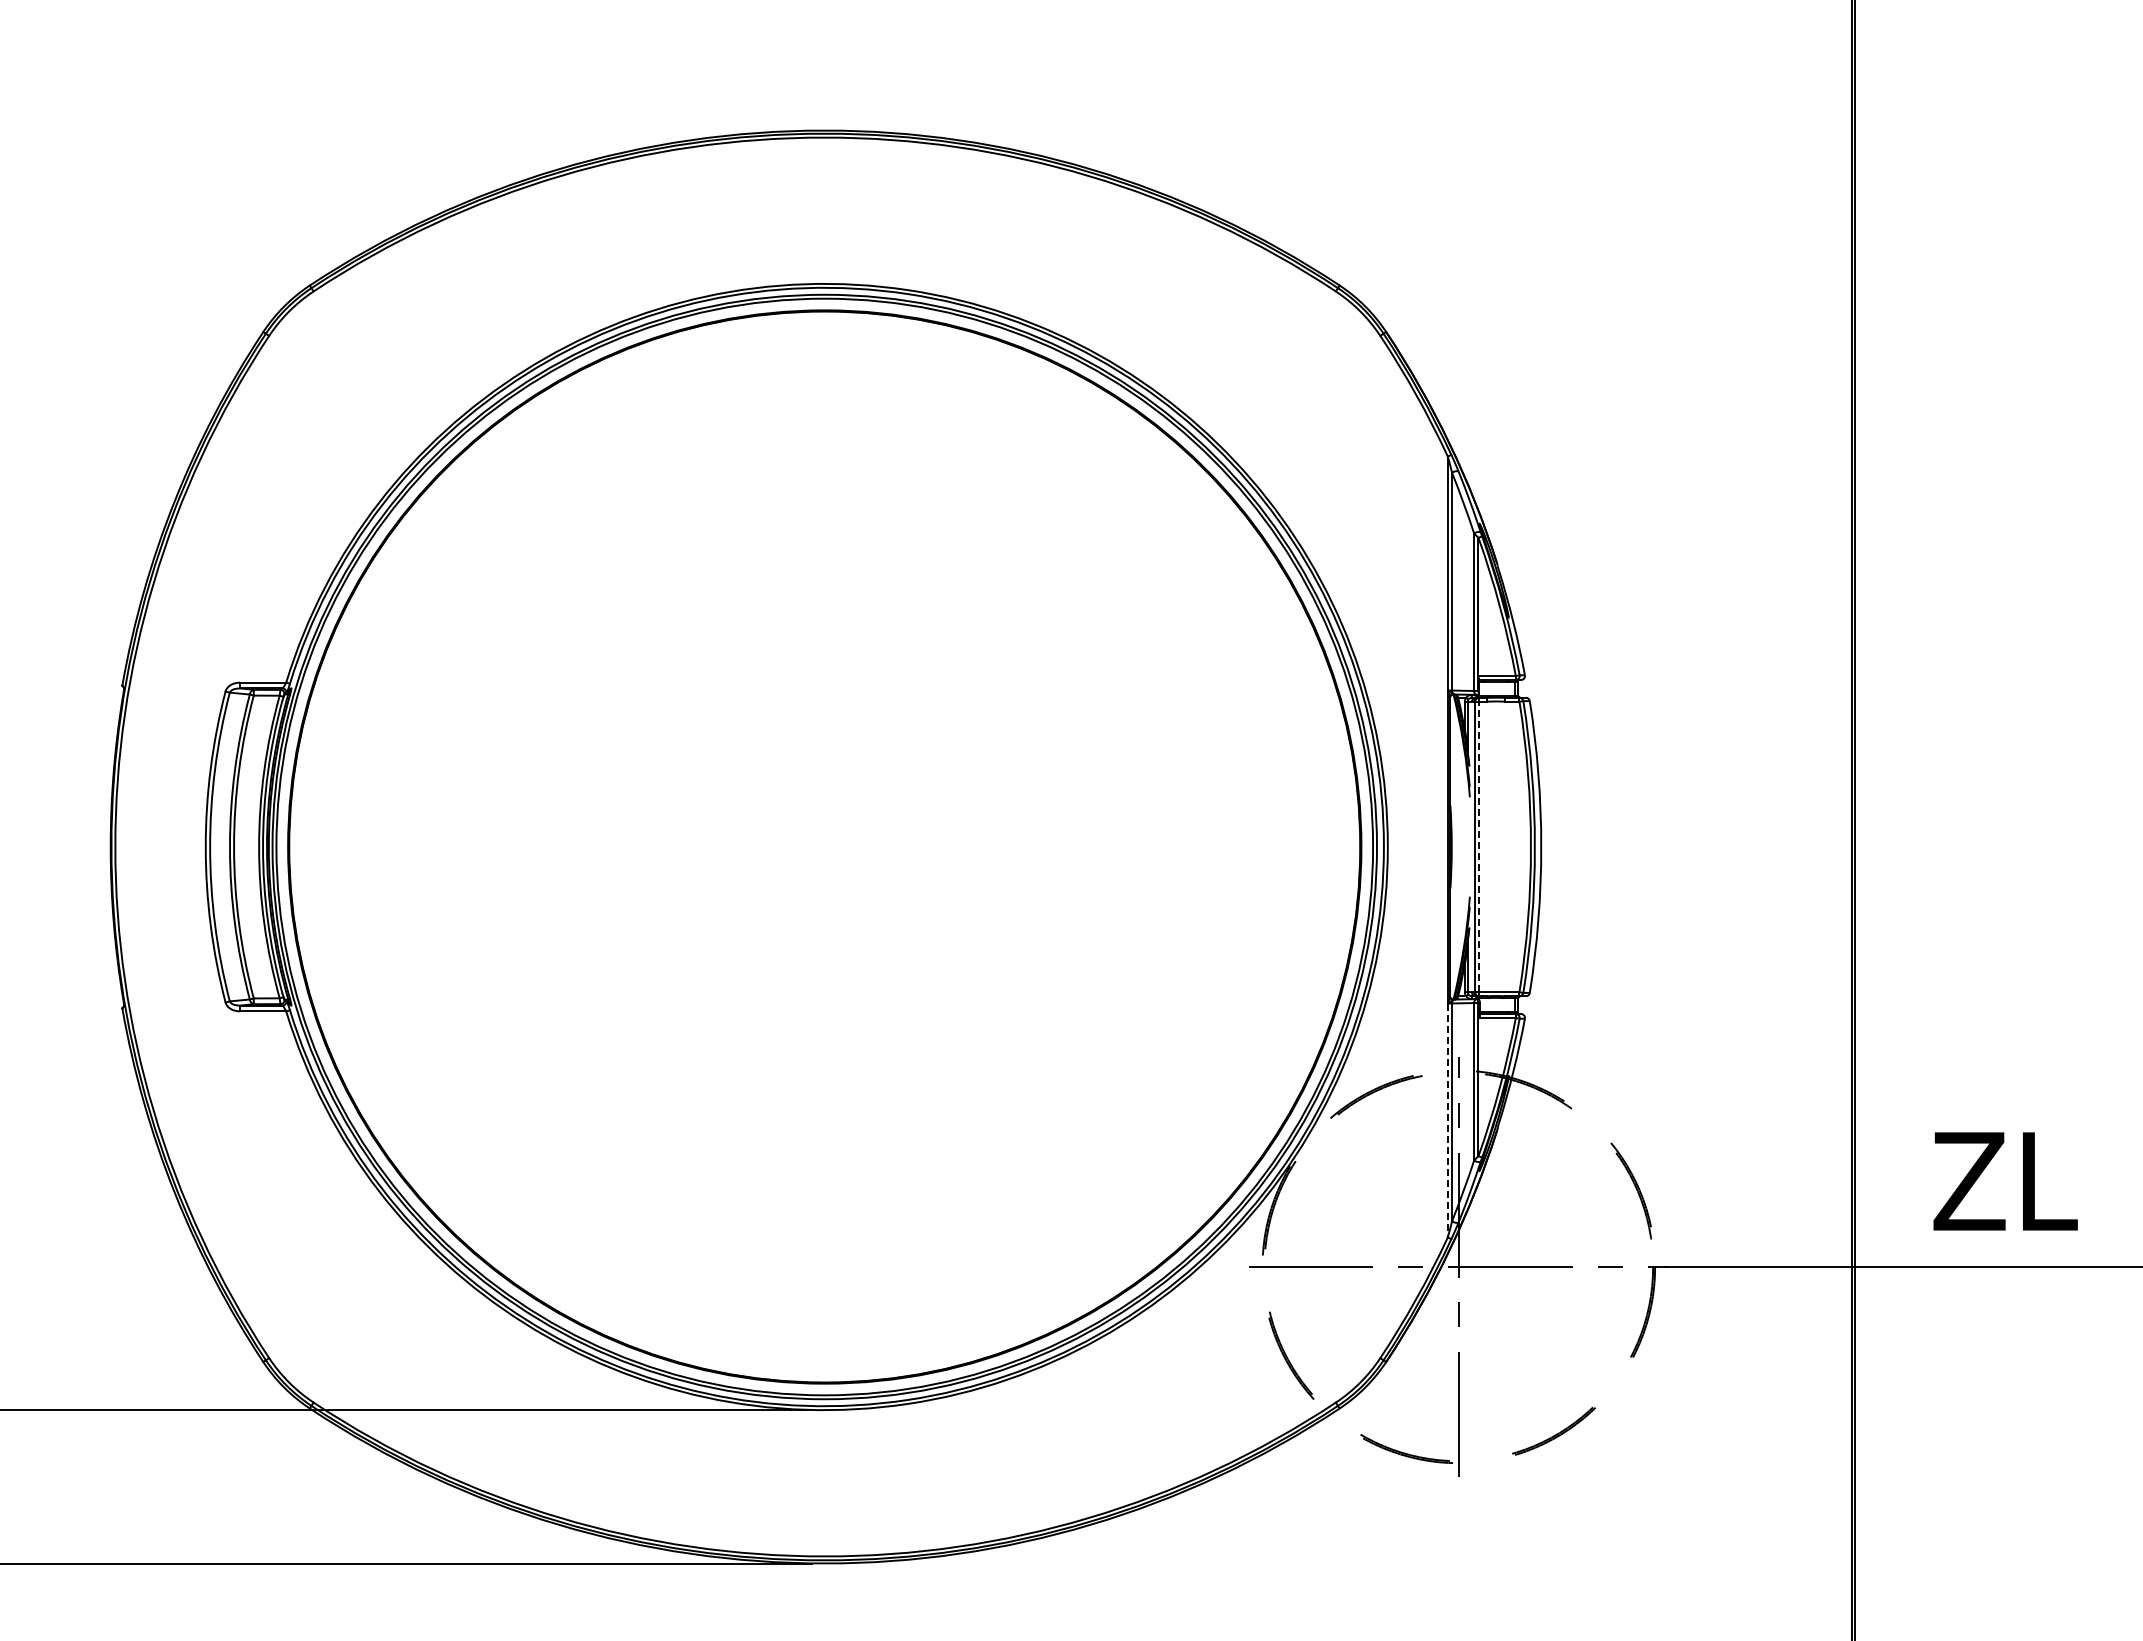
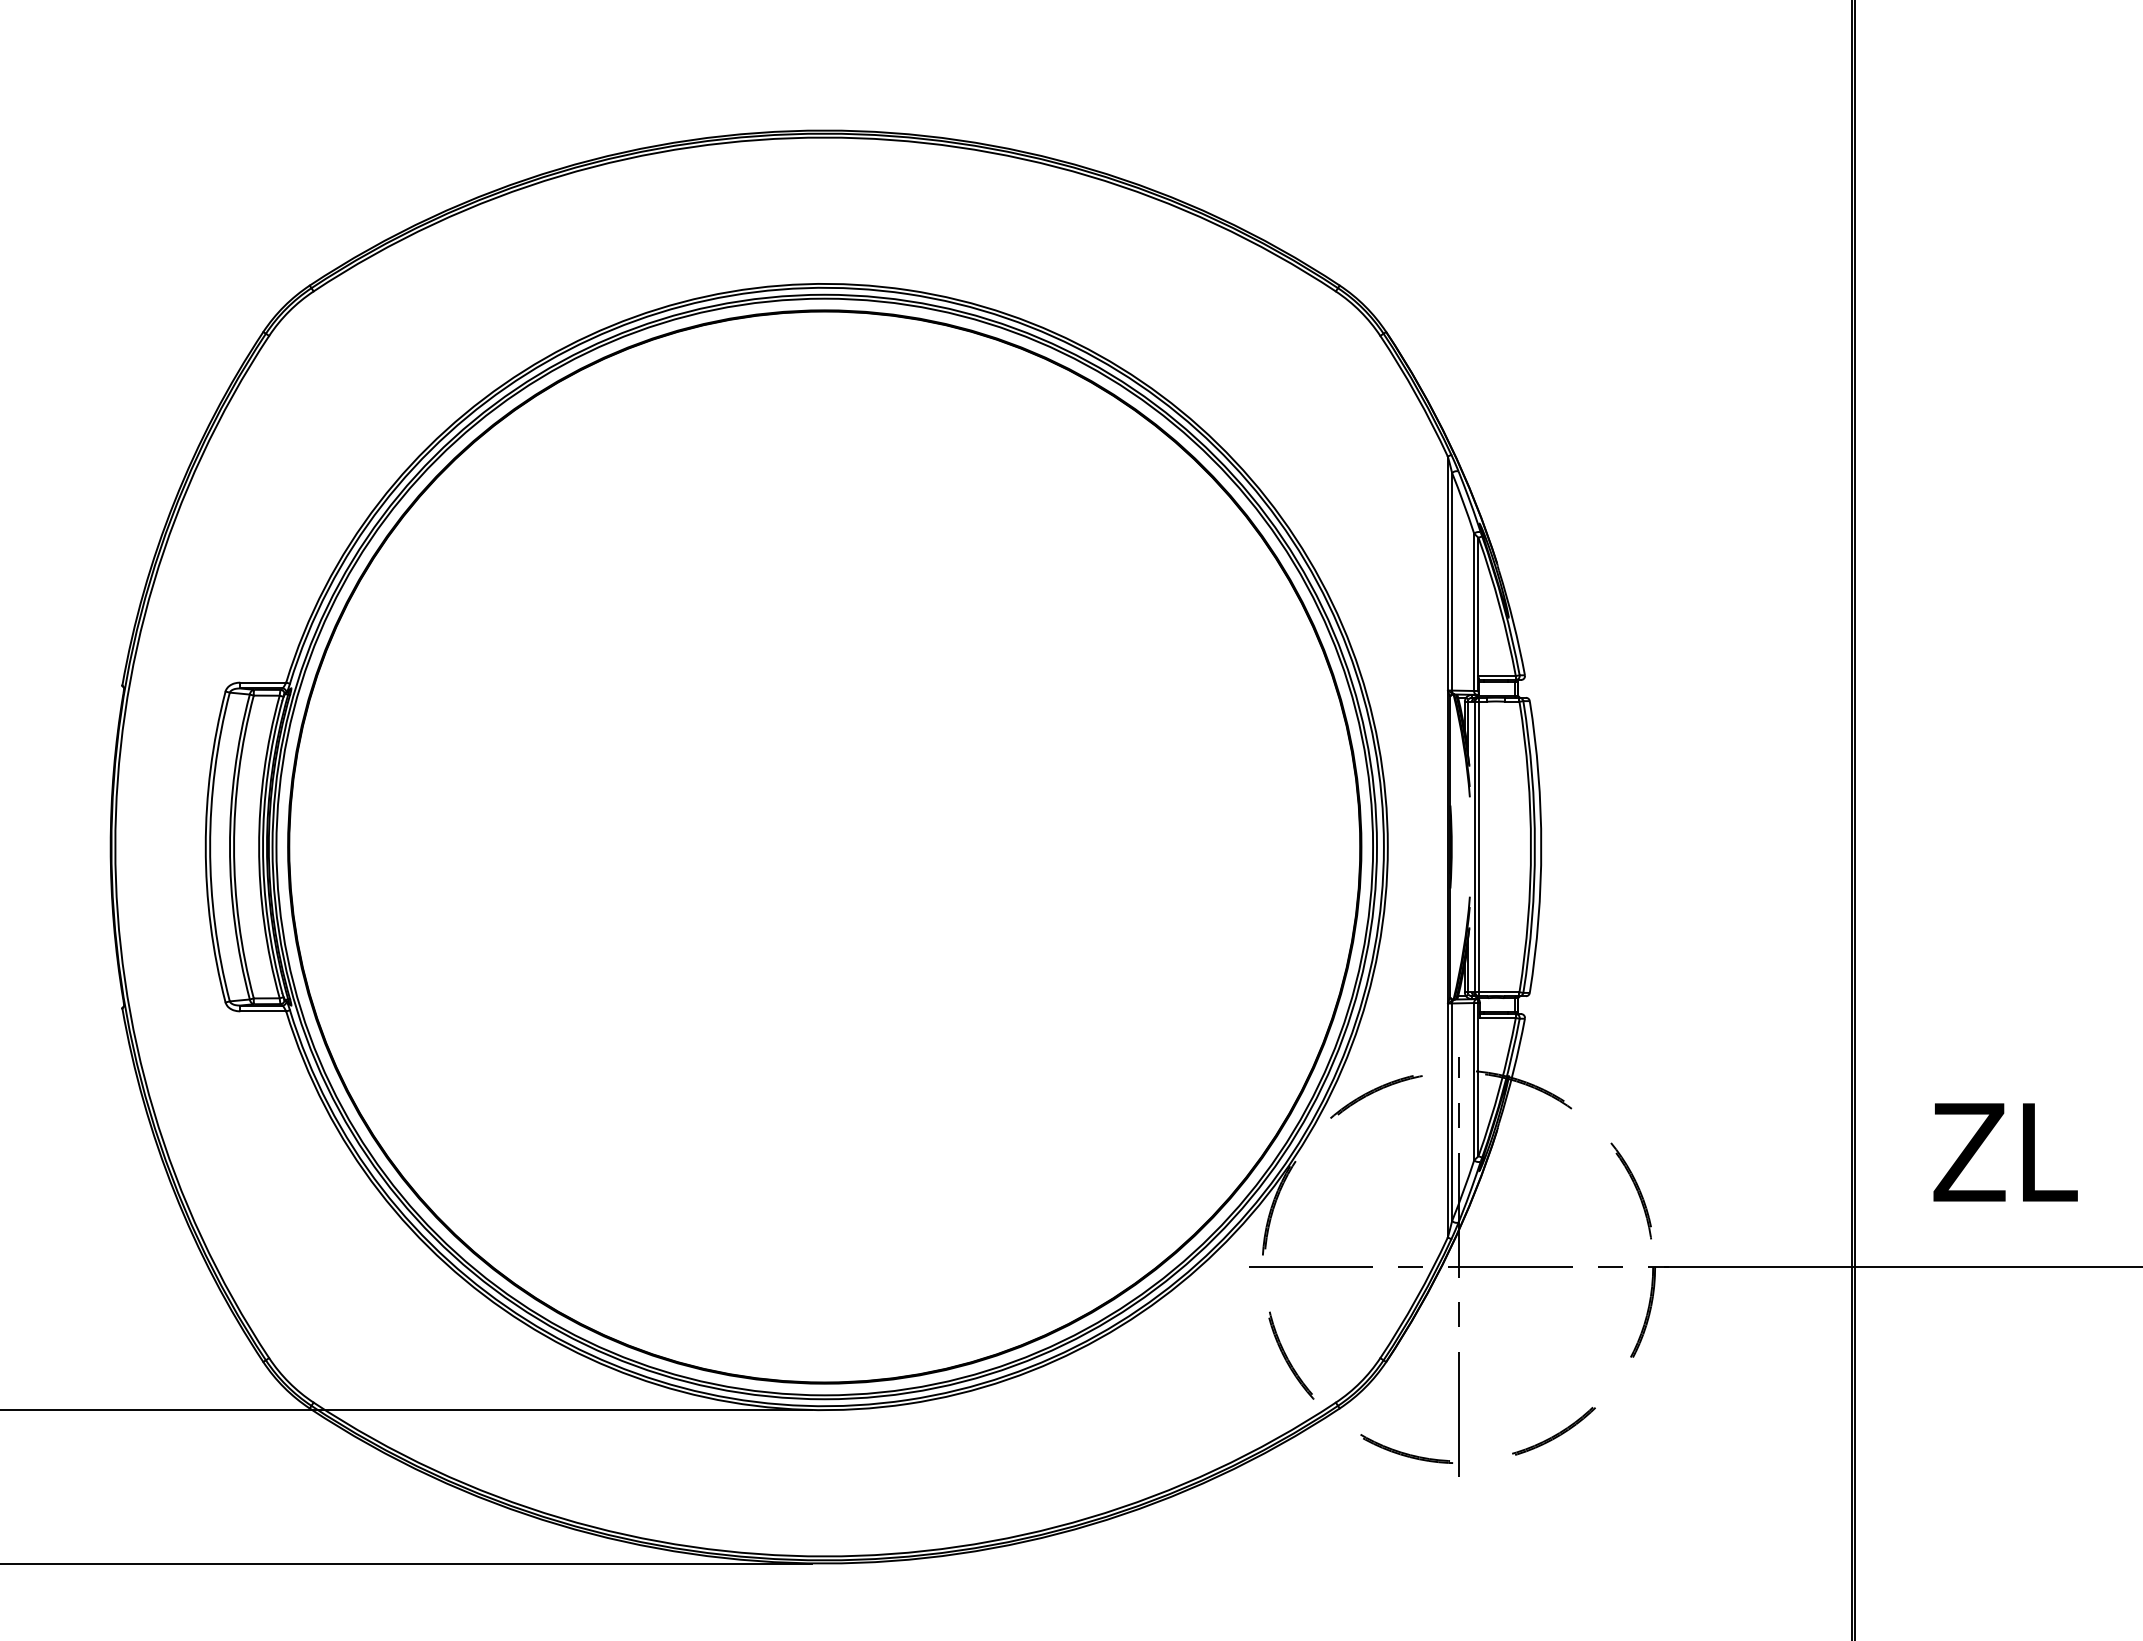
line: dashed -> solid (1479, 846)
line: dashed -> solid (1447, 1120)
text position: (2005, 1181) -> (2005, 1152) (2005, 1152)
